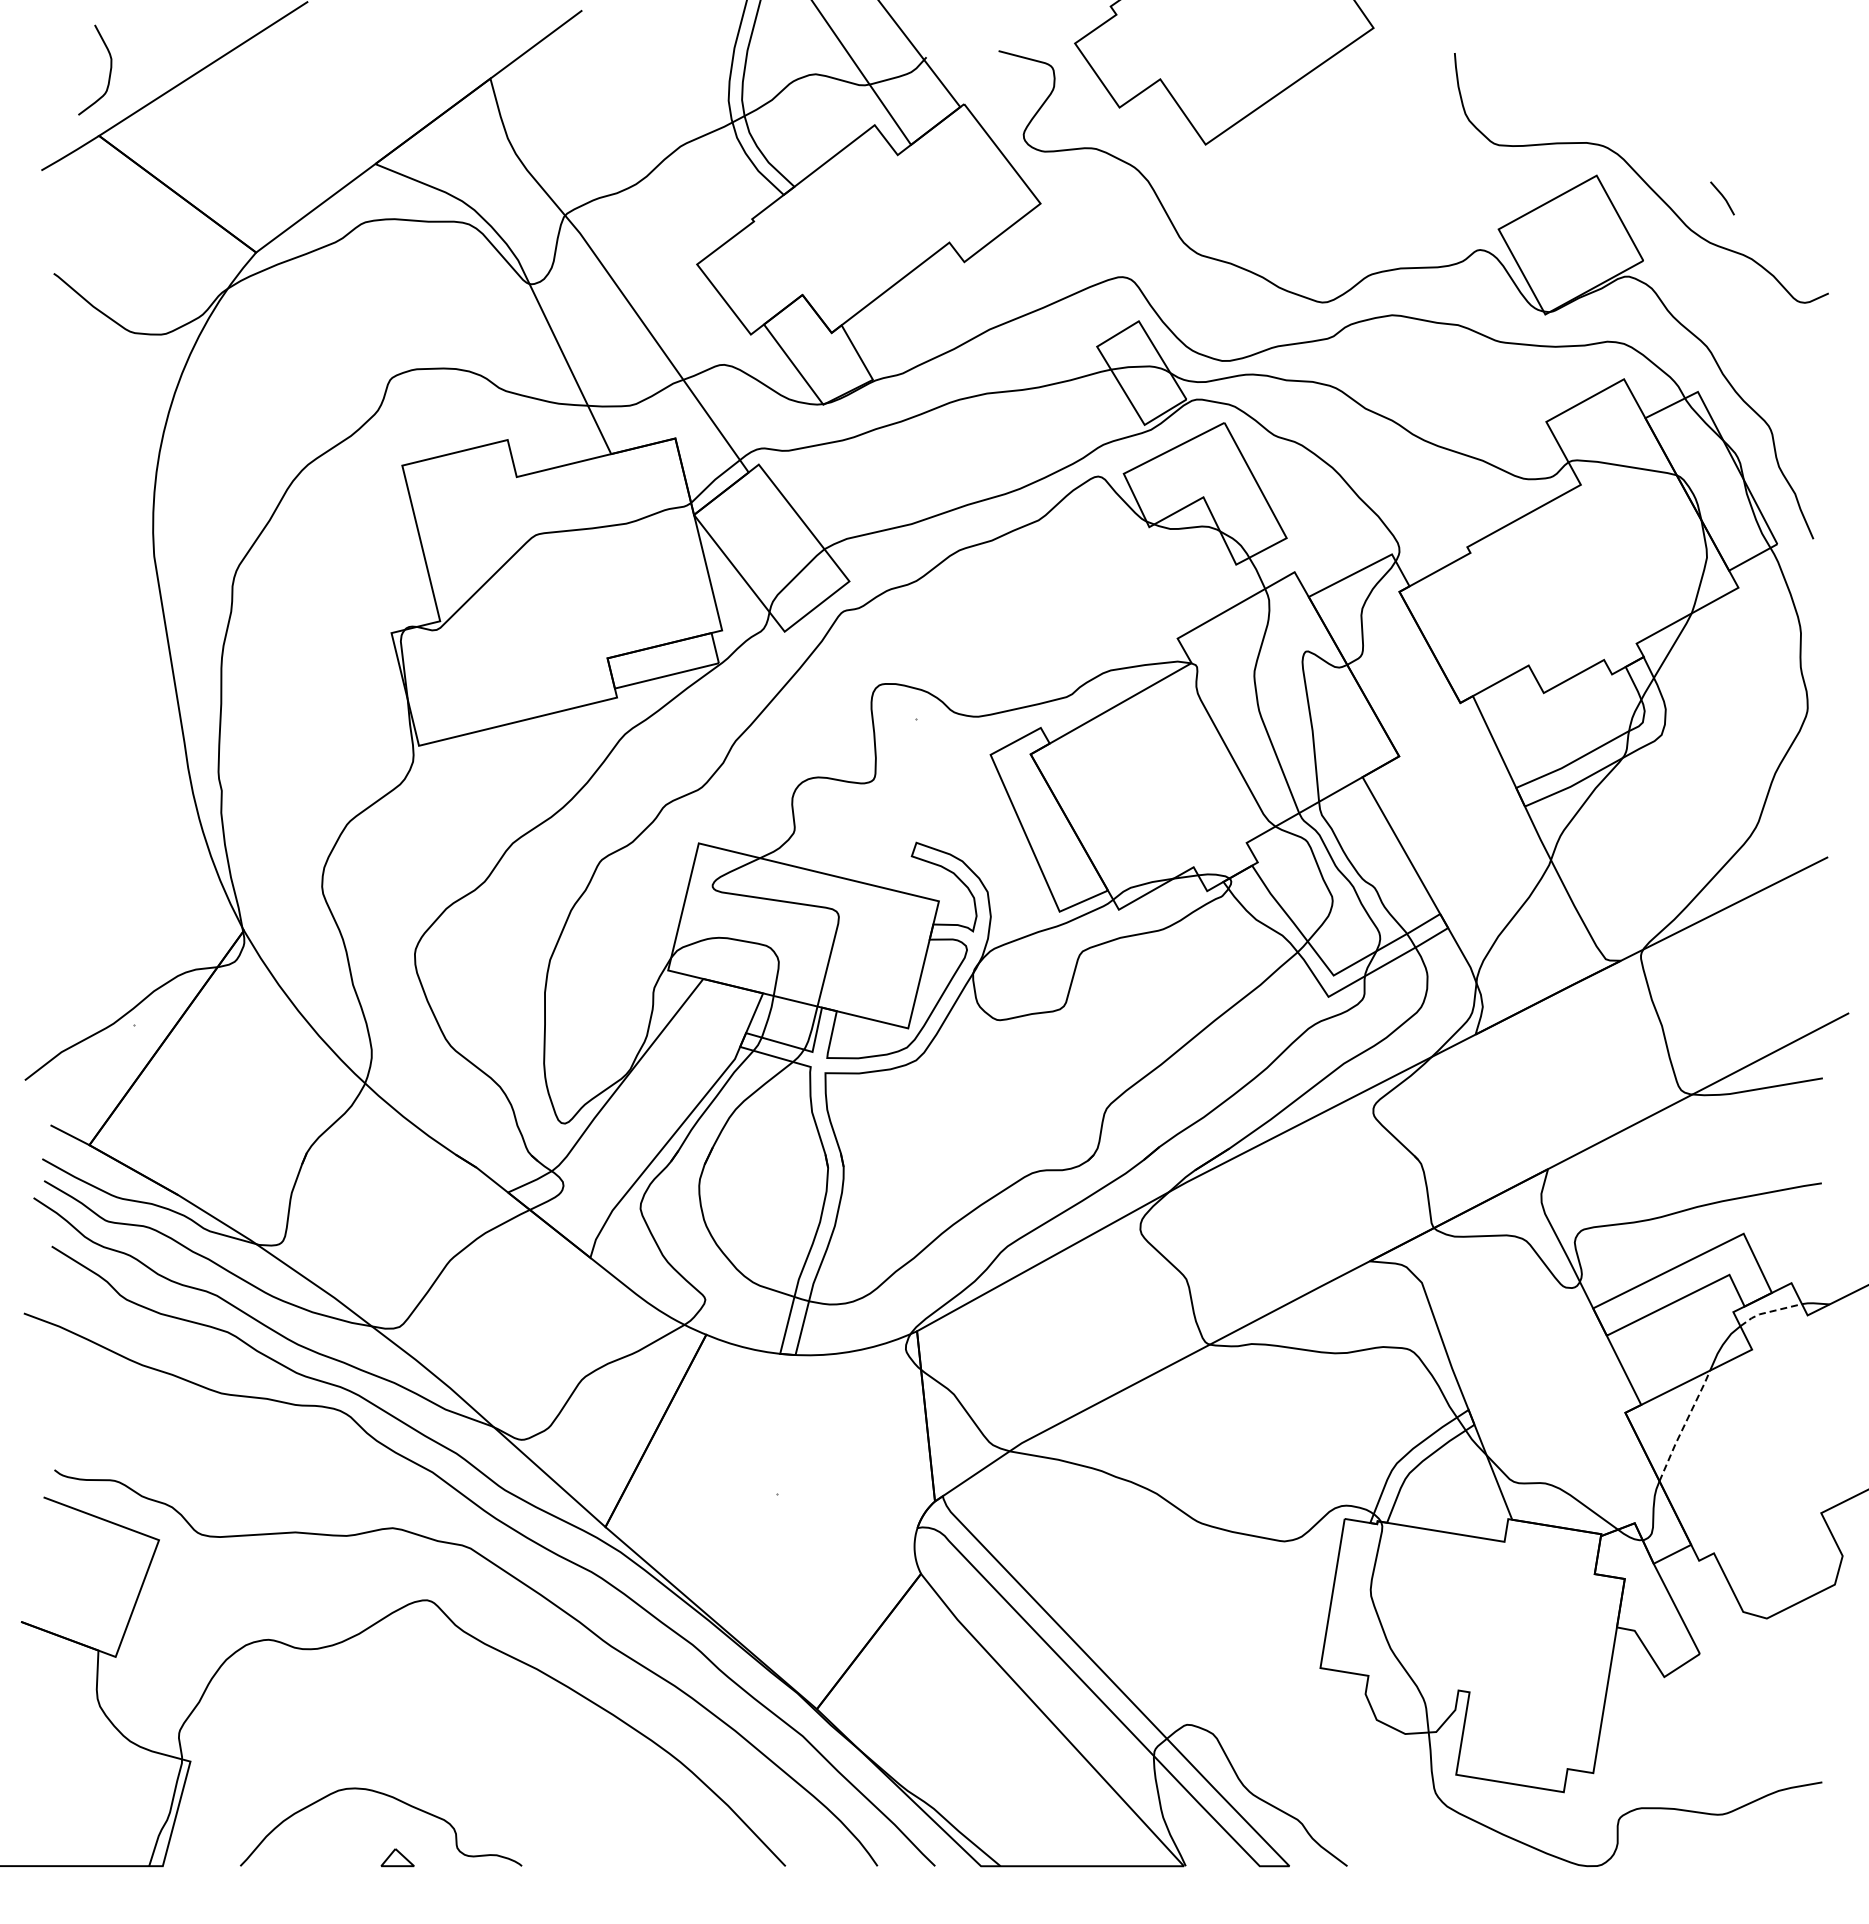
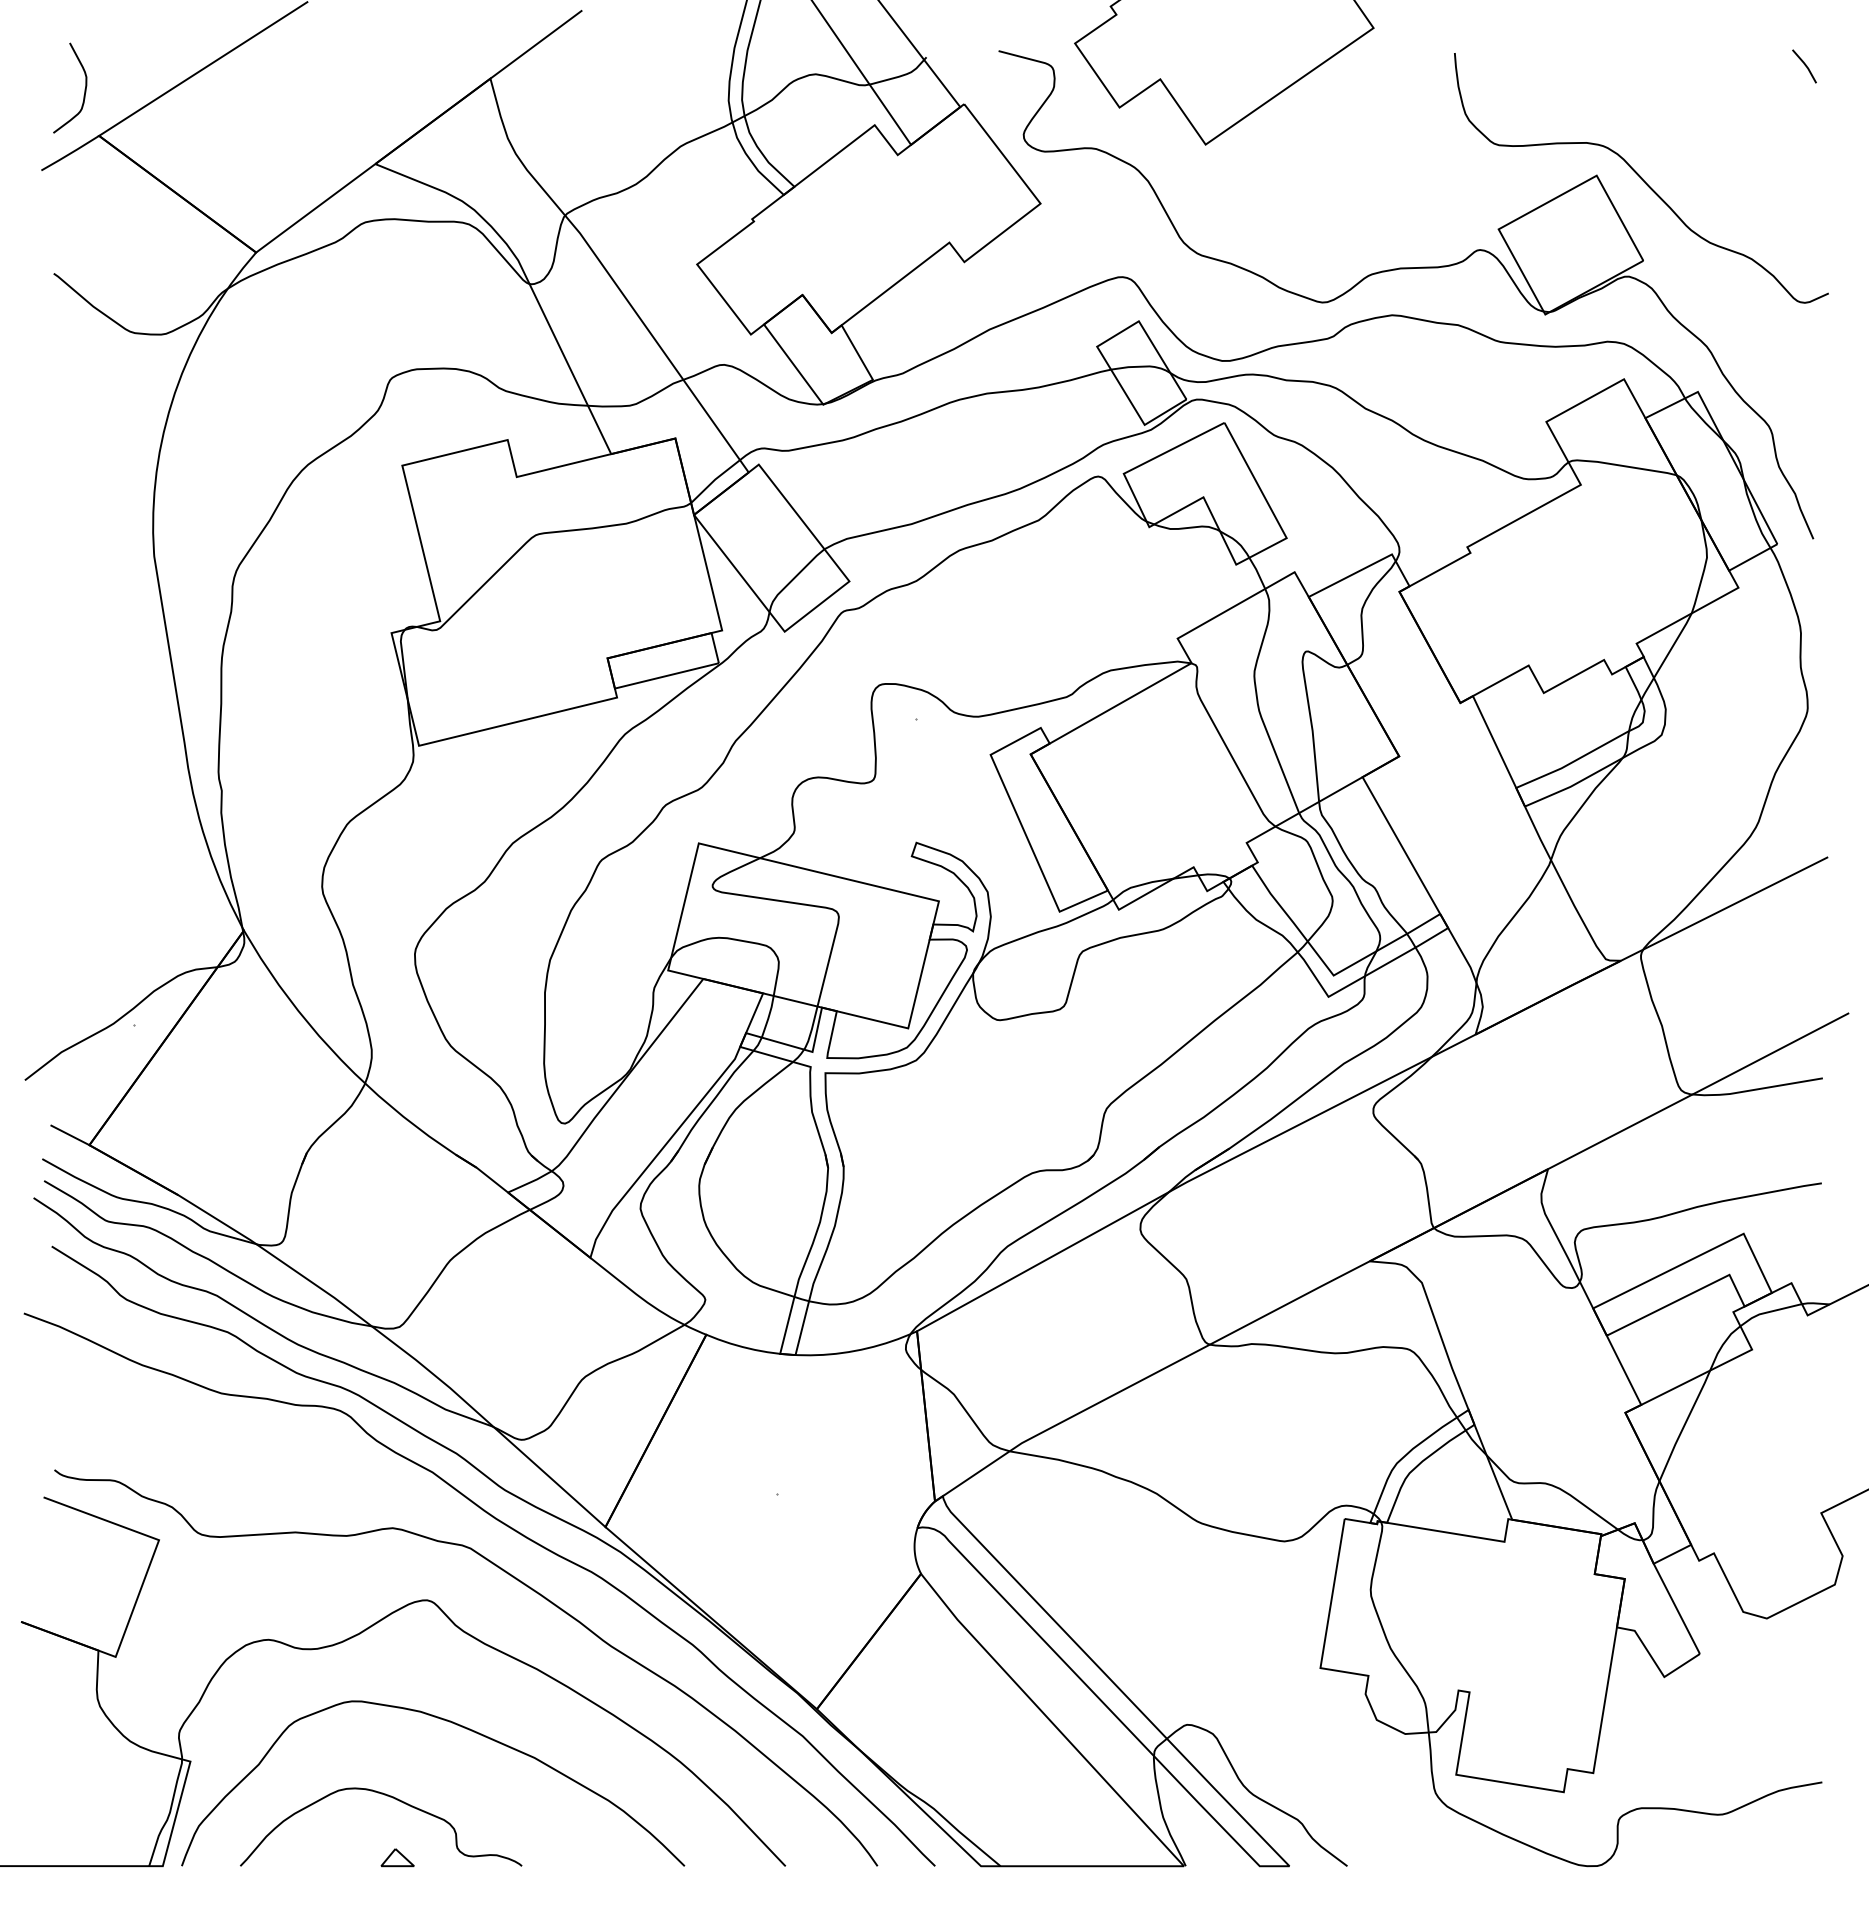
curve position: (109, 71) -> (84, 89) (84, 89)
line position: (1722, 197) -> (1804, 65) (1804, 65)
line: dashed -> solid (1769, 1312)
line: dashed -> solid (1684, 1425)
curve: none -> present (461, 1727)
